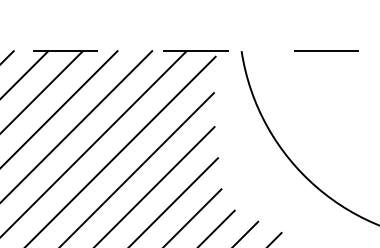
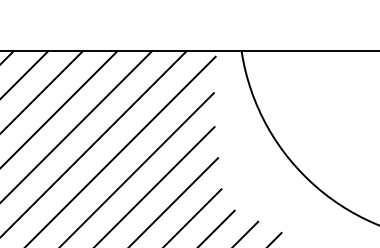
line: dashed -> solid (190, 51)
